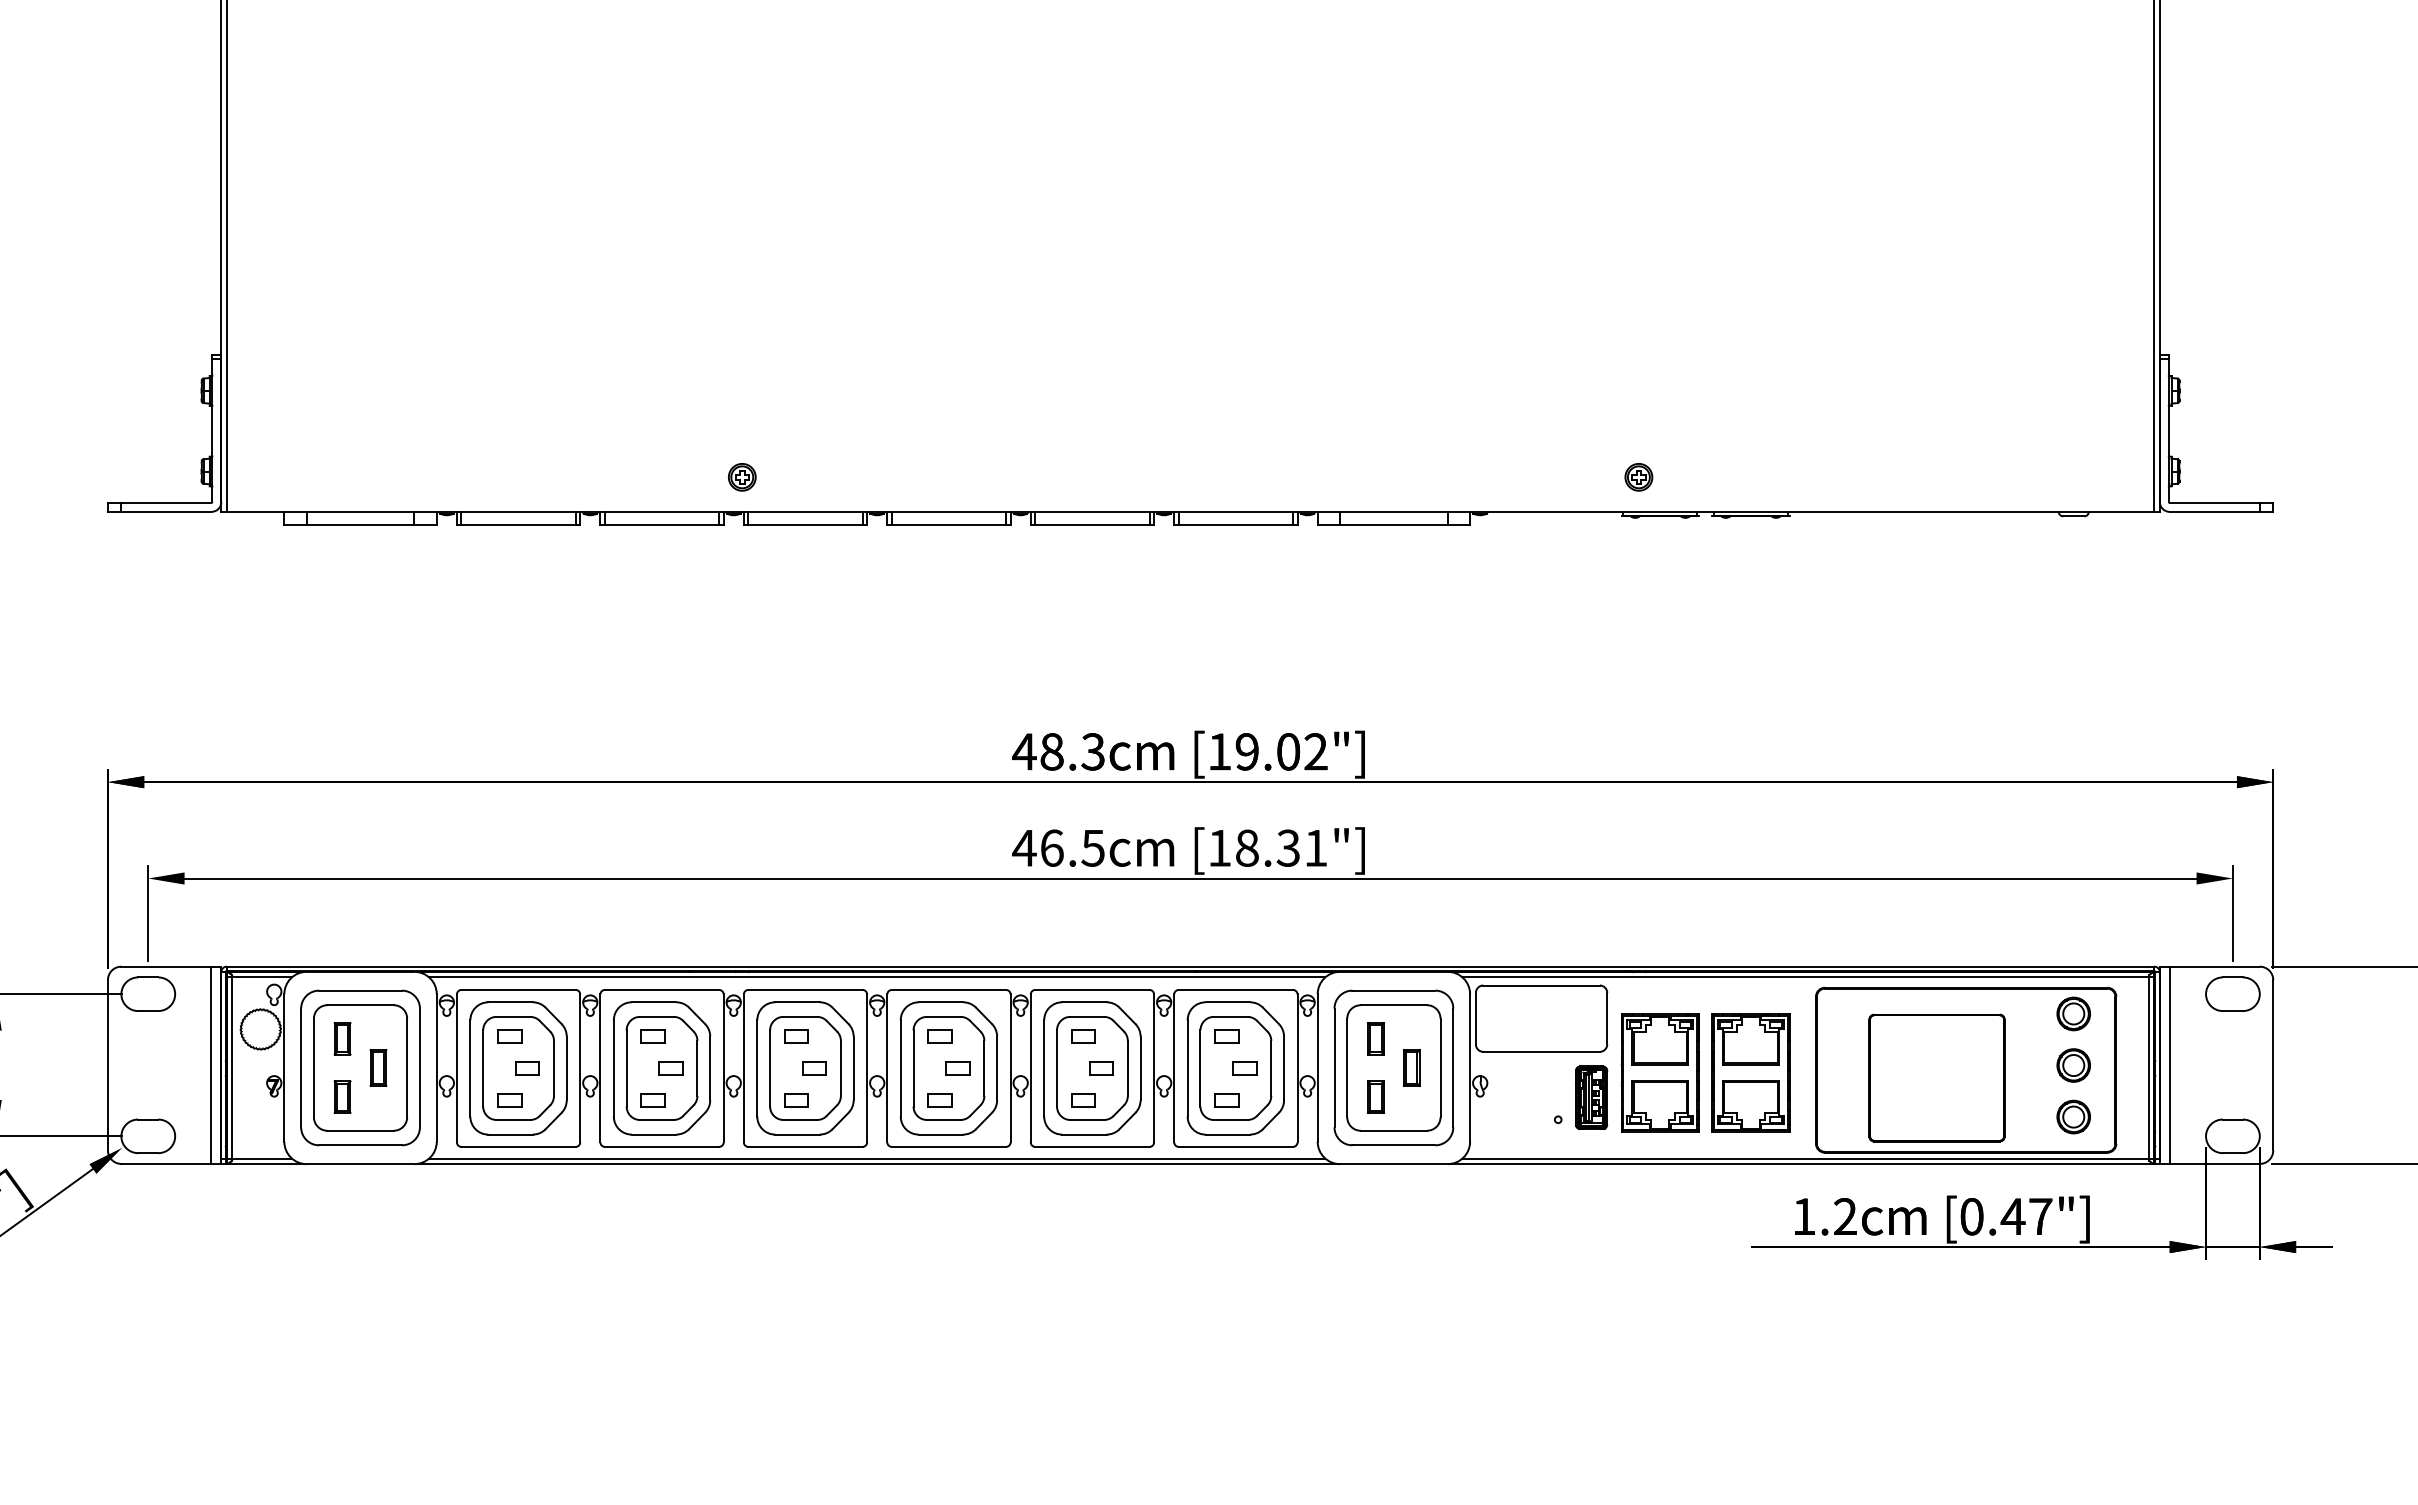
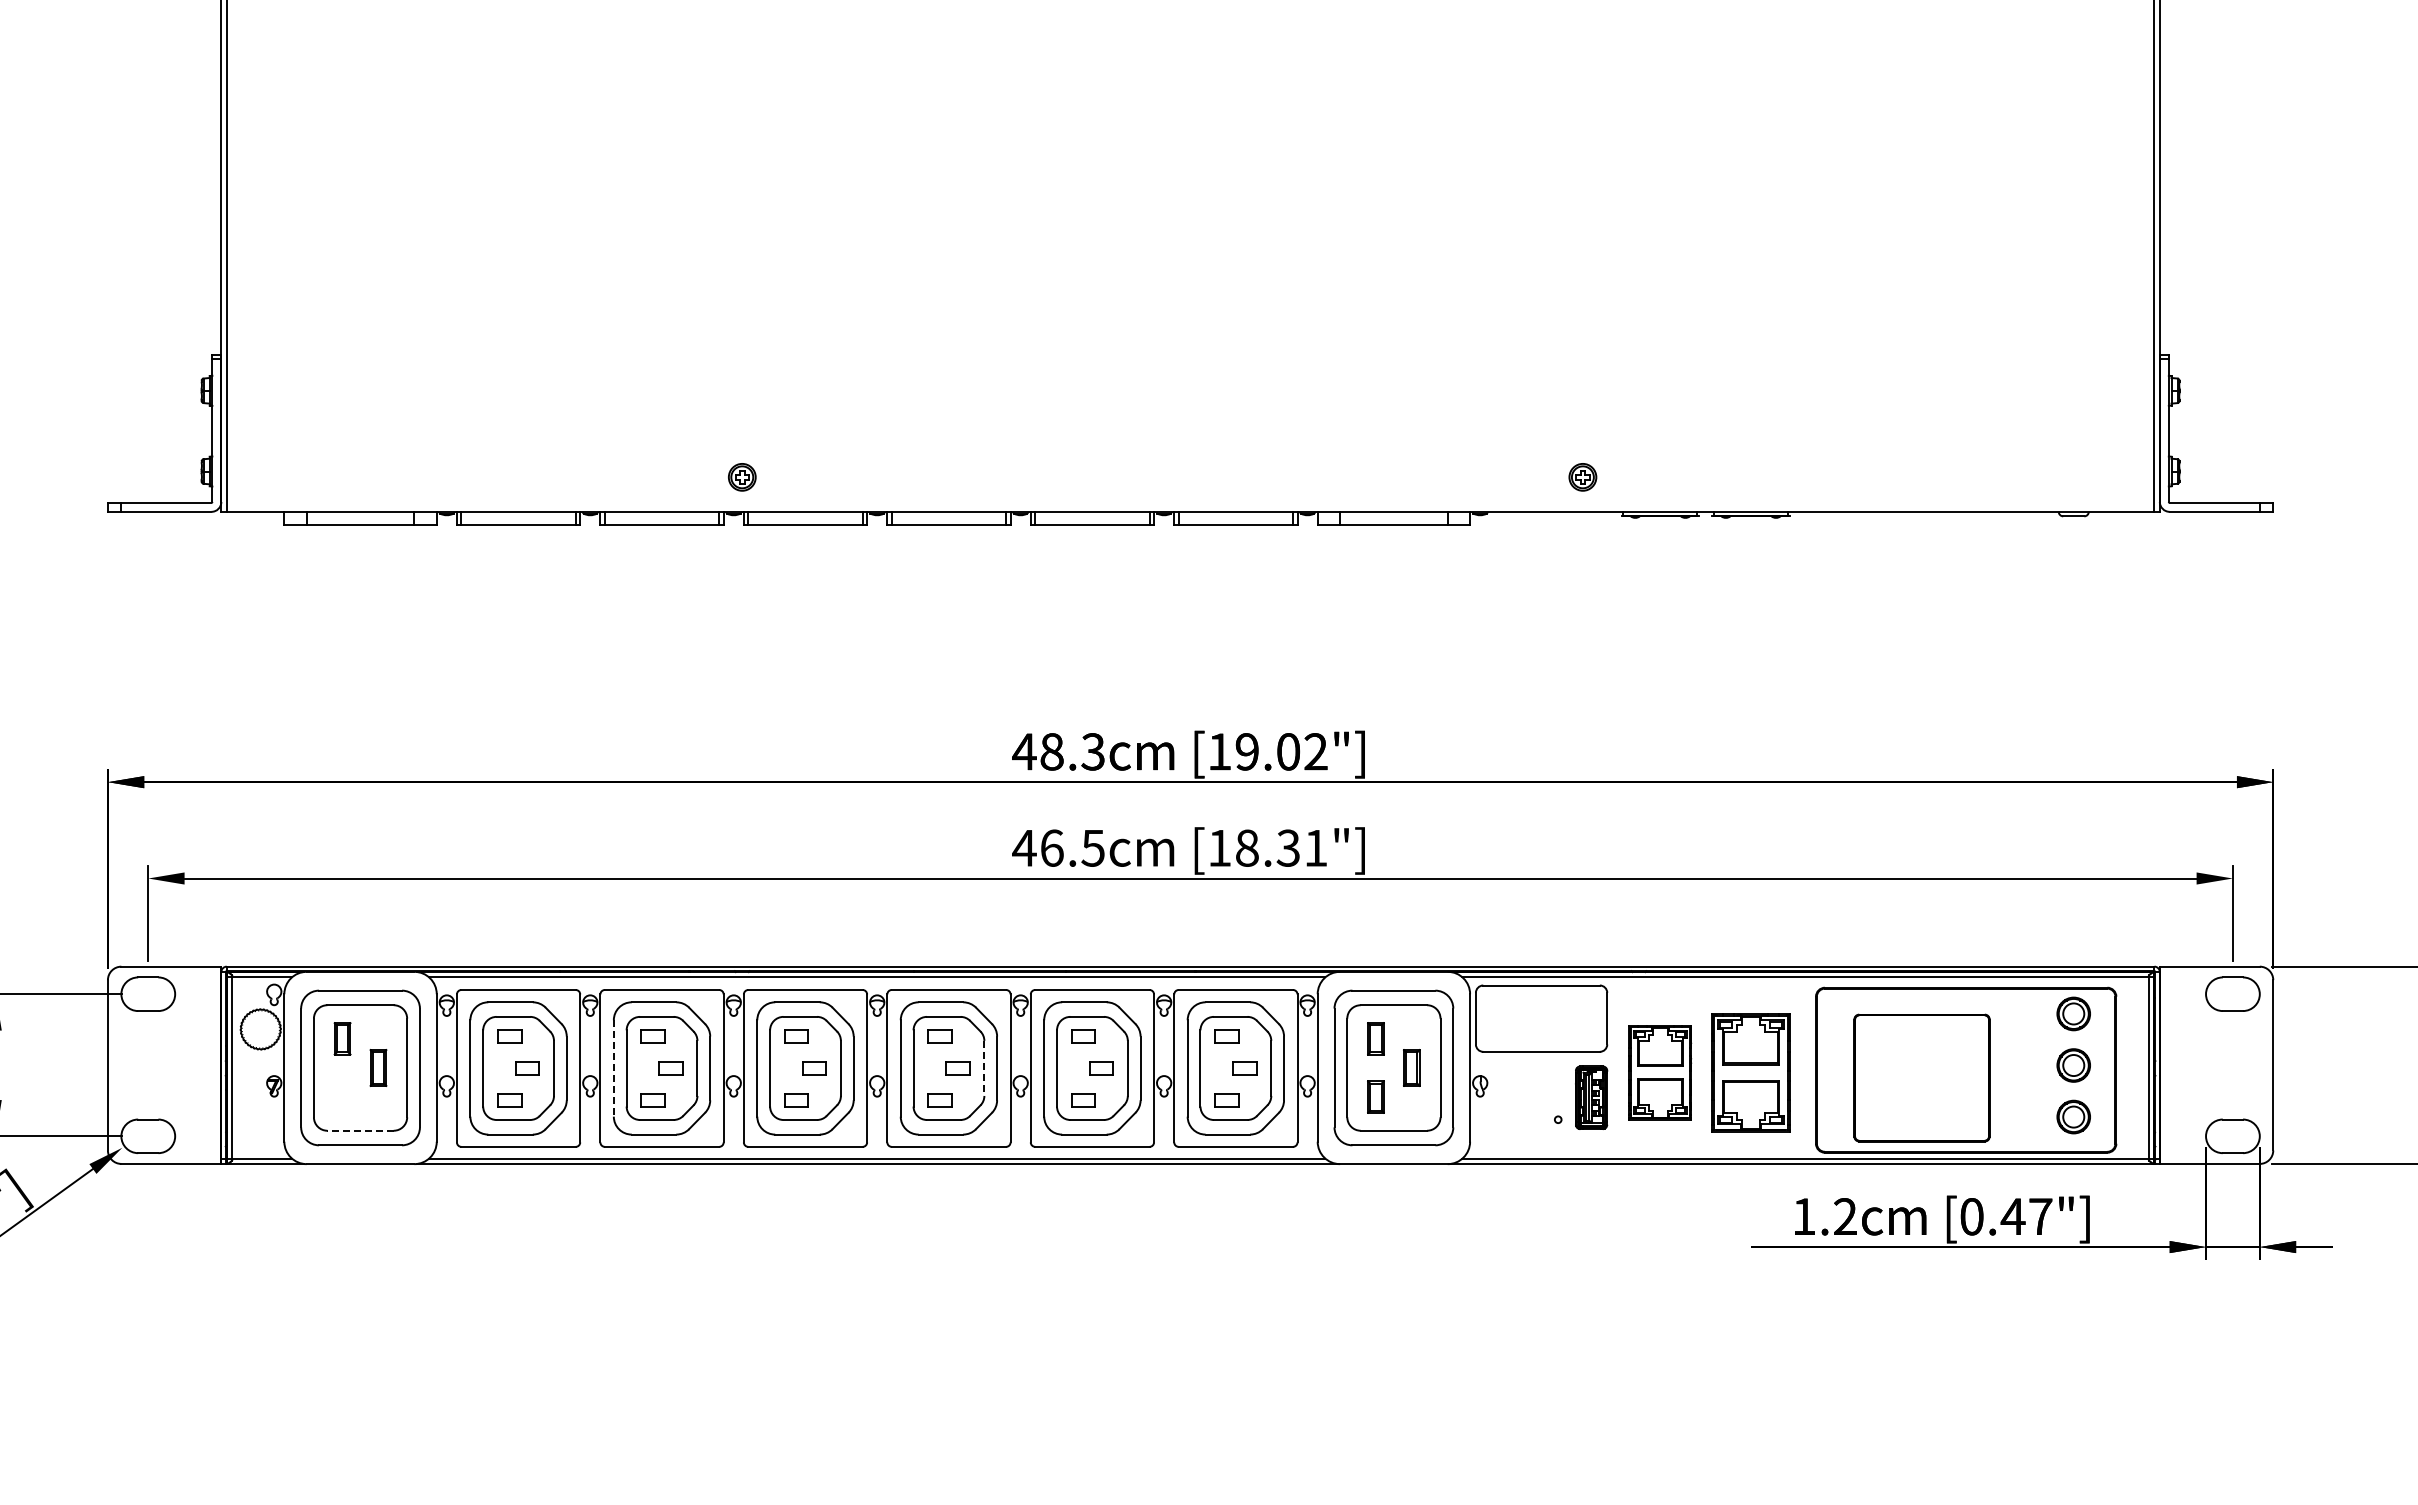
part position: (1638, 477) -> (1582, 477) (1582, 477)
line: present -> none (211, 1064)
line: present -> none (2169, 1064)
line: solid -> dashed (613, 1068)
line: solid -> dashed (984, 1068)
part size: 80x120 px -> 65x96 px (1660, 1072)
part position: (1936, 1077) -> (1921, 1077) (1921, 1077)
part: present -> none (342, 1096)
line: solid -> dashed (360, 1130)
